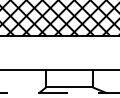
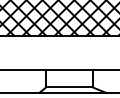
line: dashed -> solid (60, 93)
